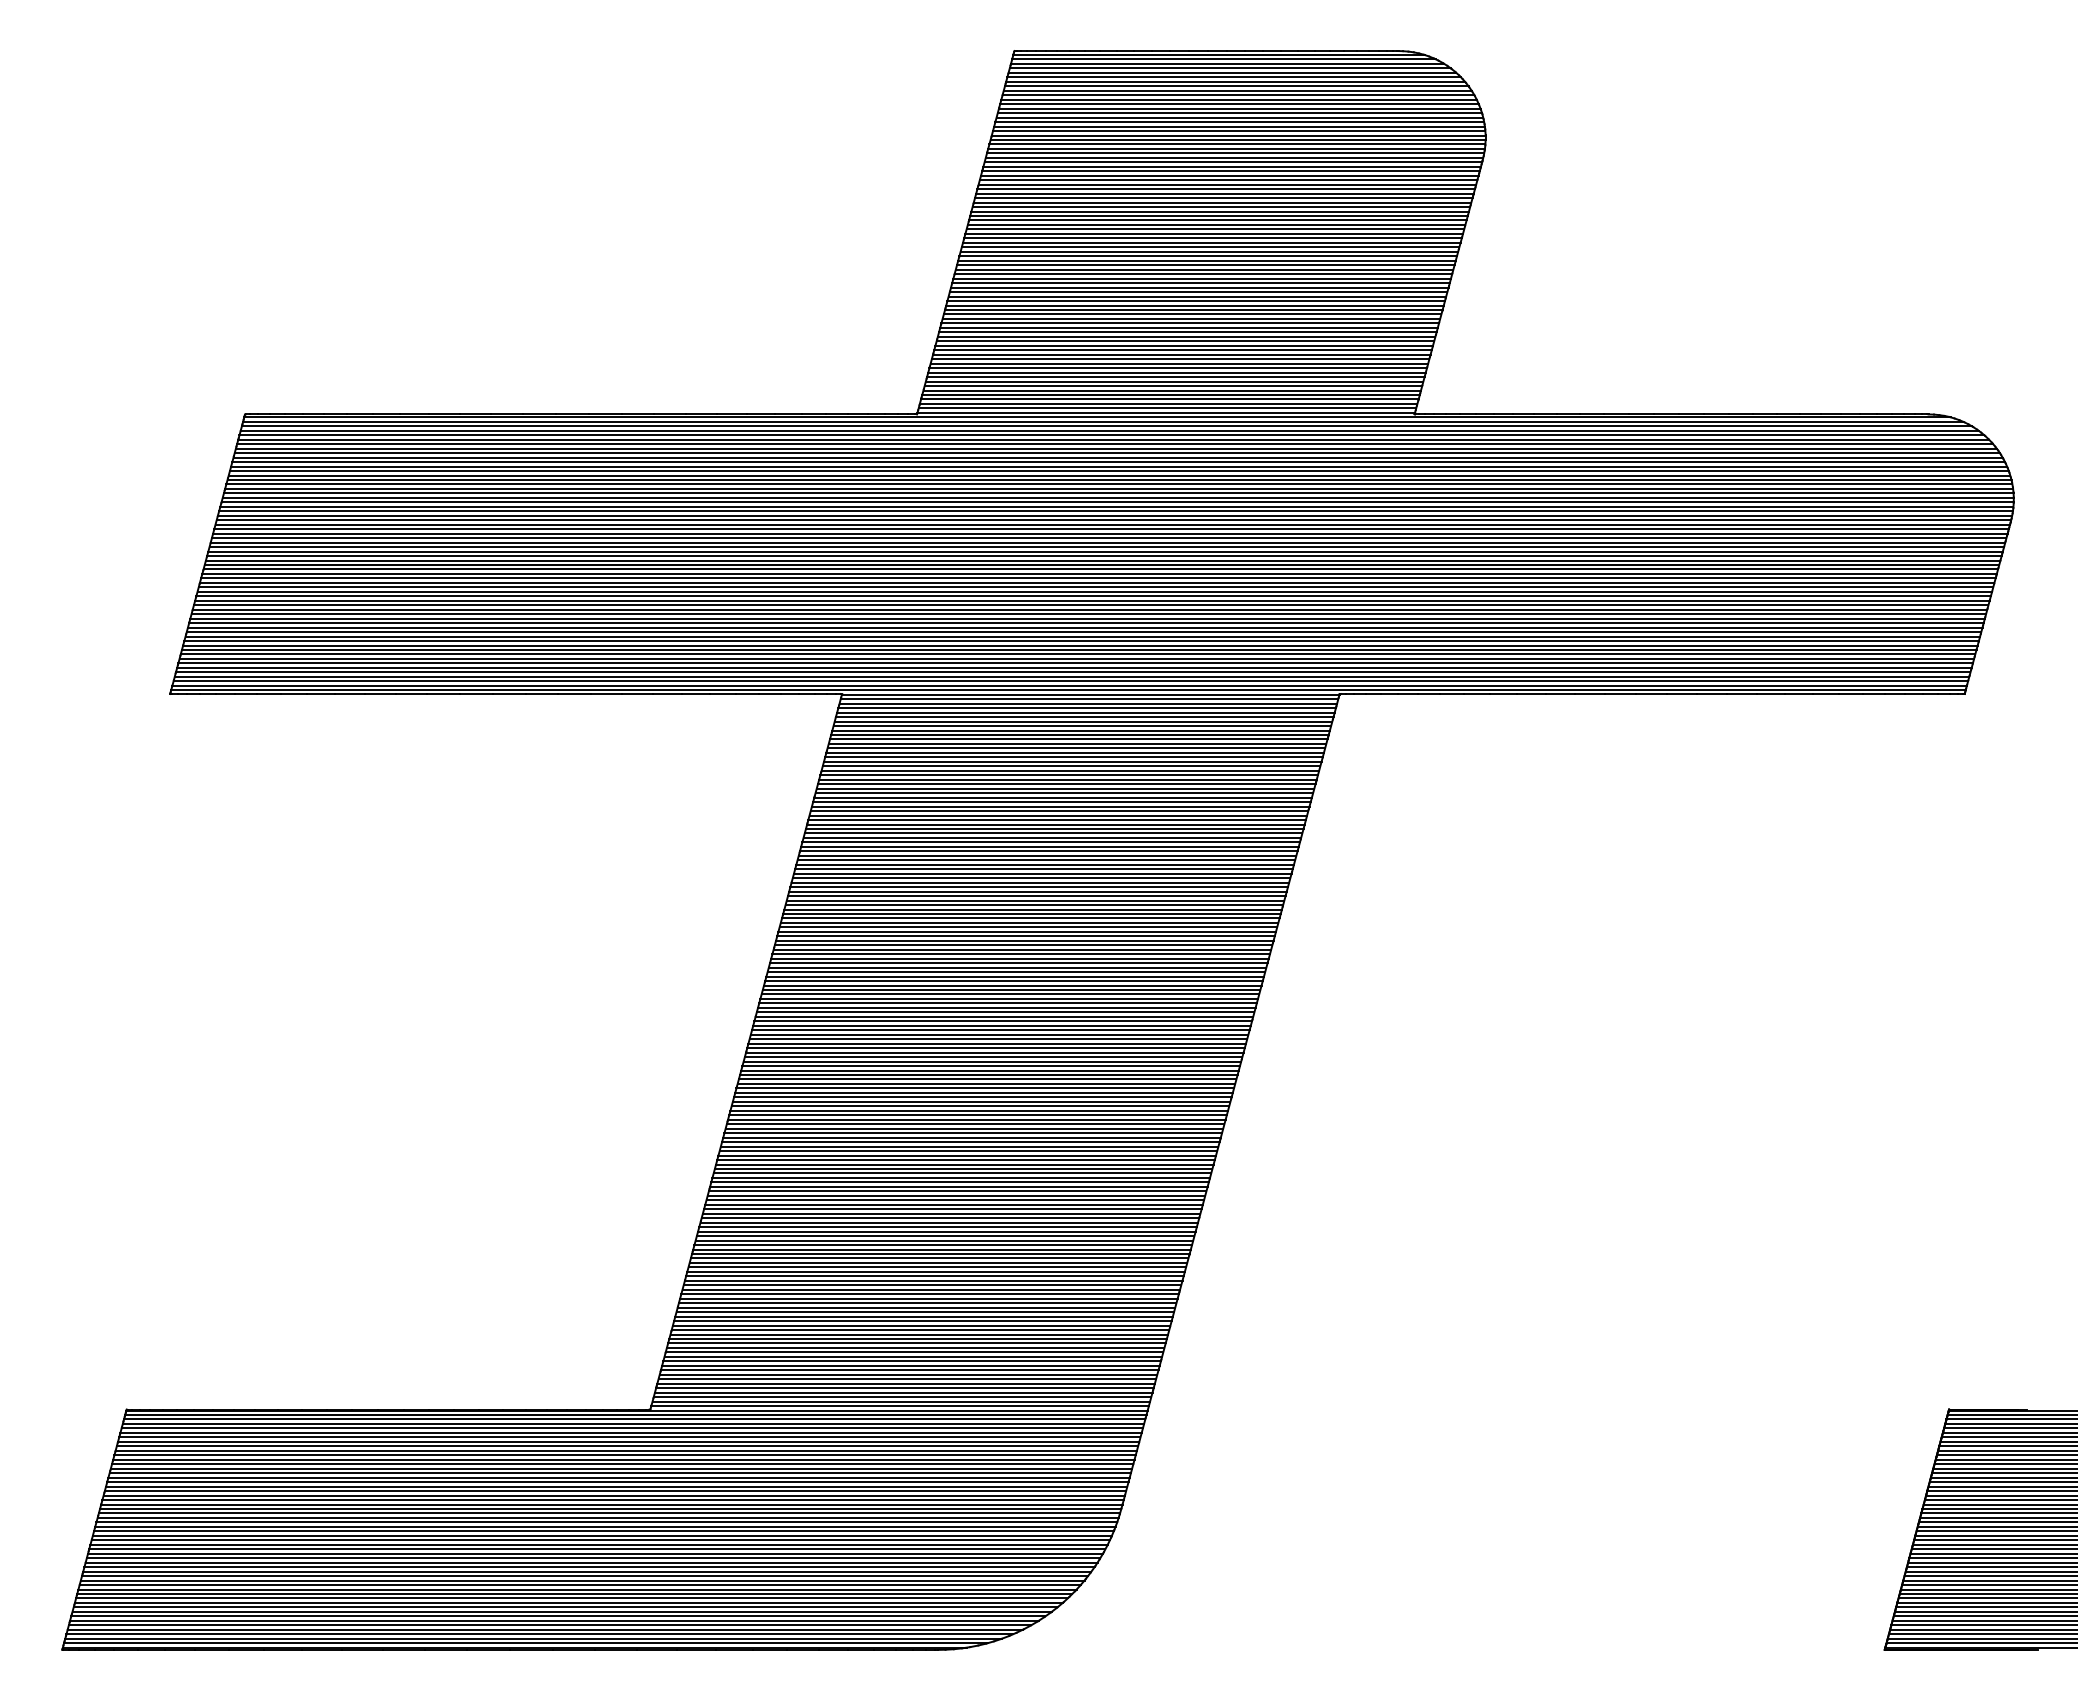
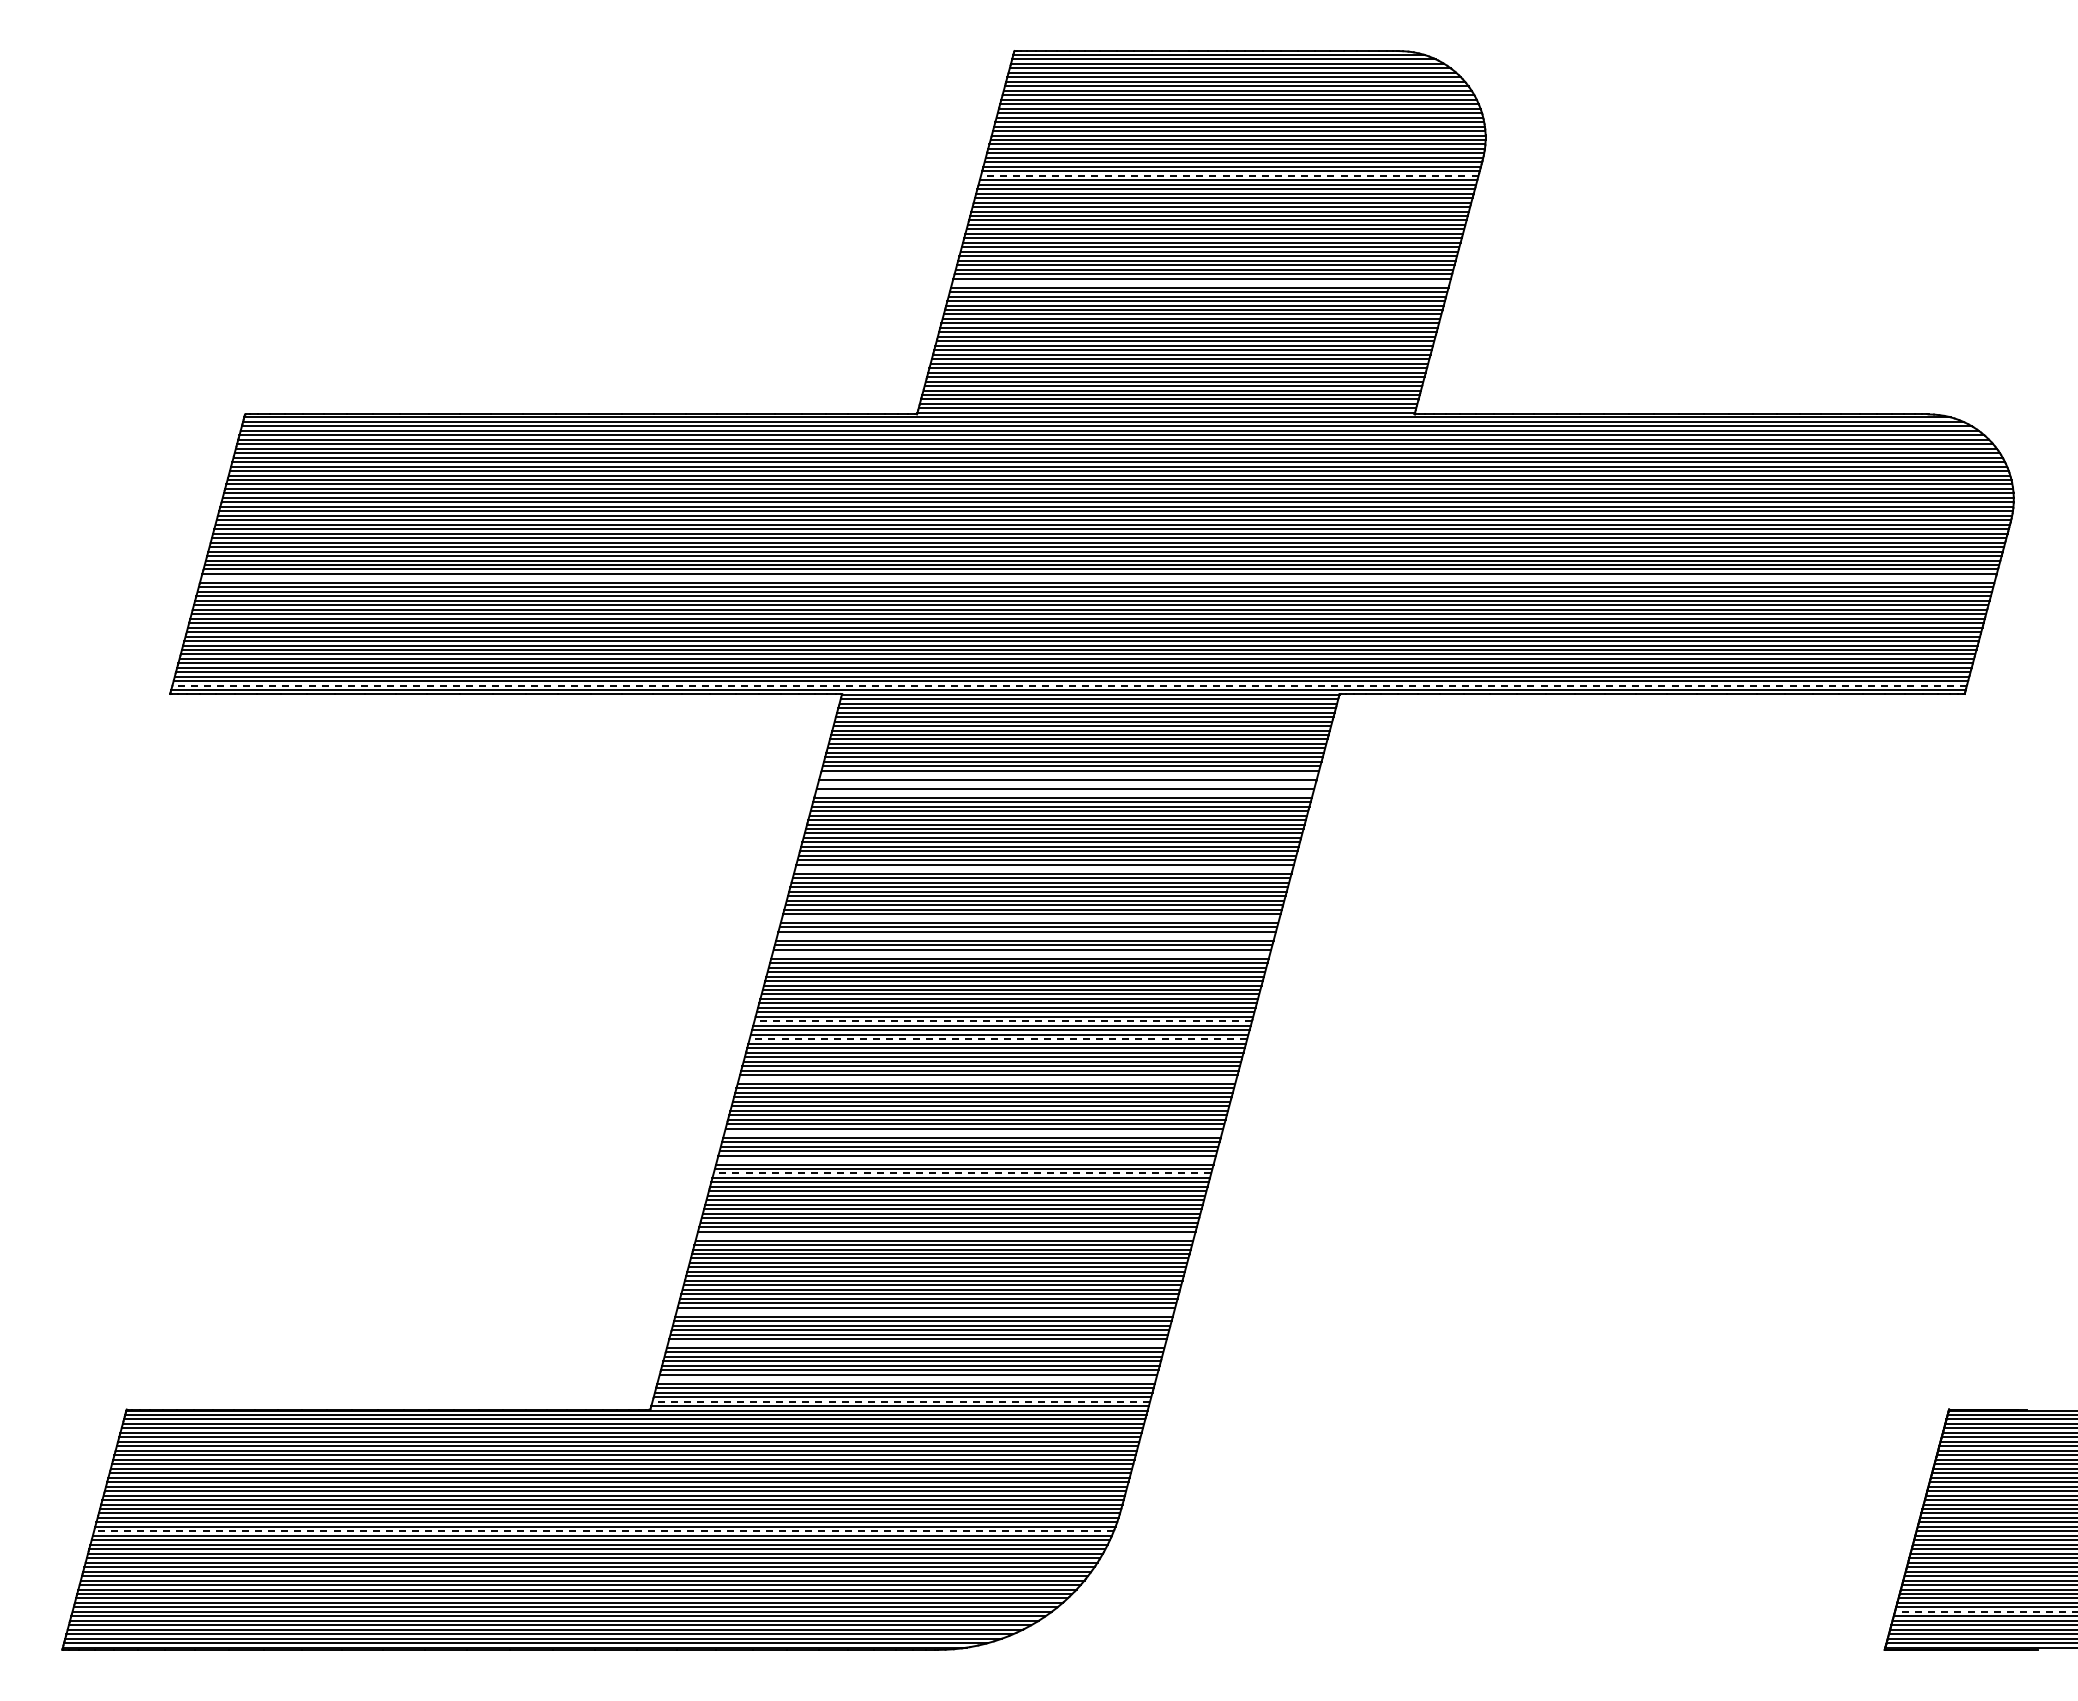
line: solid -> dashed (1229, 175)
line: present -> none (1200, 283)
line: present -> none (1098, 578)
line: solid -> dashed (1069, 685)
line: present -> none (1068, 775)
line: present -> none (1066, 784)
line: present -> none (1064, 793)
line: present -> none (1043, 869)
line: present -> none (1030, 918)
line: present -> none (1025, 936)
line: present -> none (1020, 954)
line: solid -> dashed (1003, 1021)
line: solid -> dashed (998, 1039)
line: present -> none (987, 1079)
line: present -> none (973, 1133)
line: present -> none (965, 1160)
line: solid -> dashed (962, 1173)
line: present -> none (945, 1236)
line: present -> none (925, 1312)
line: present -> none (916, 1343)
line: present -> none (907, 1379)
line: solid -> dashed (901, 1401)
line: solid -> dashed (603, 1531)
line: solid -> dashed (1985, 1611)
